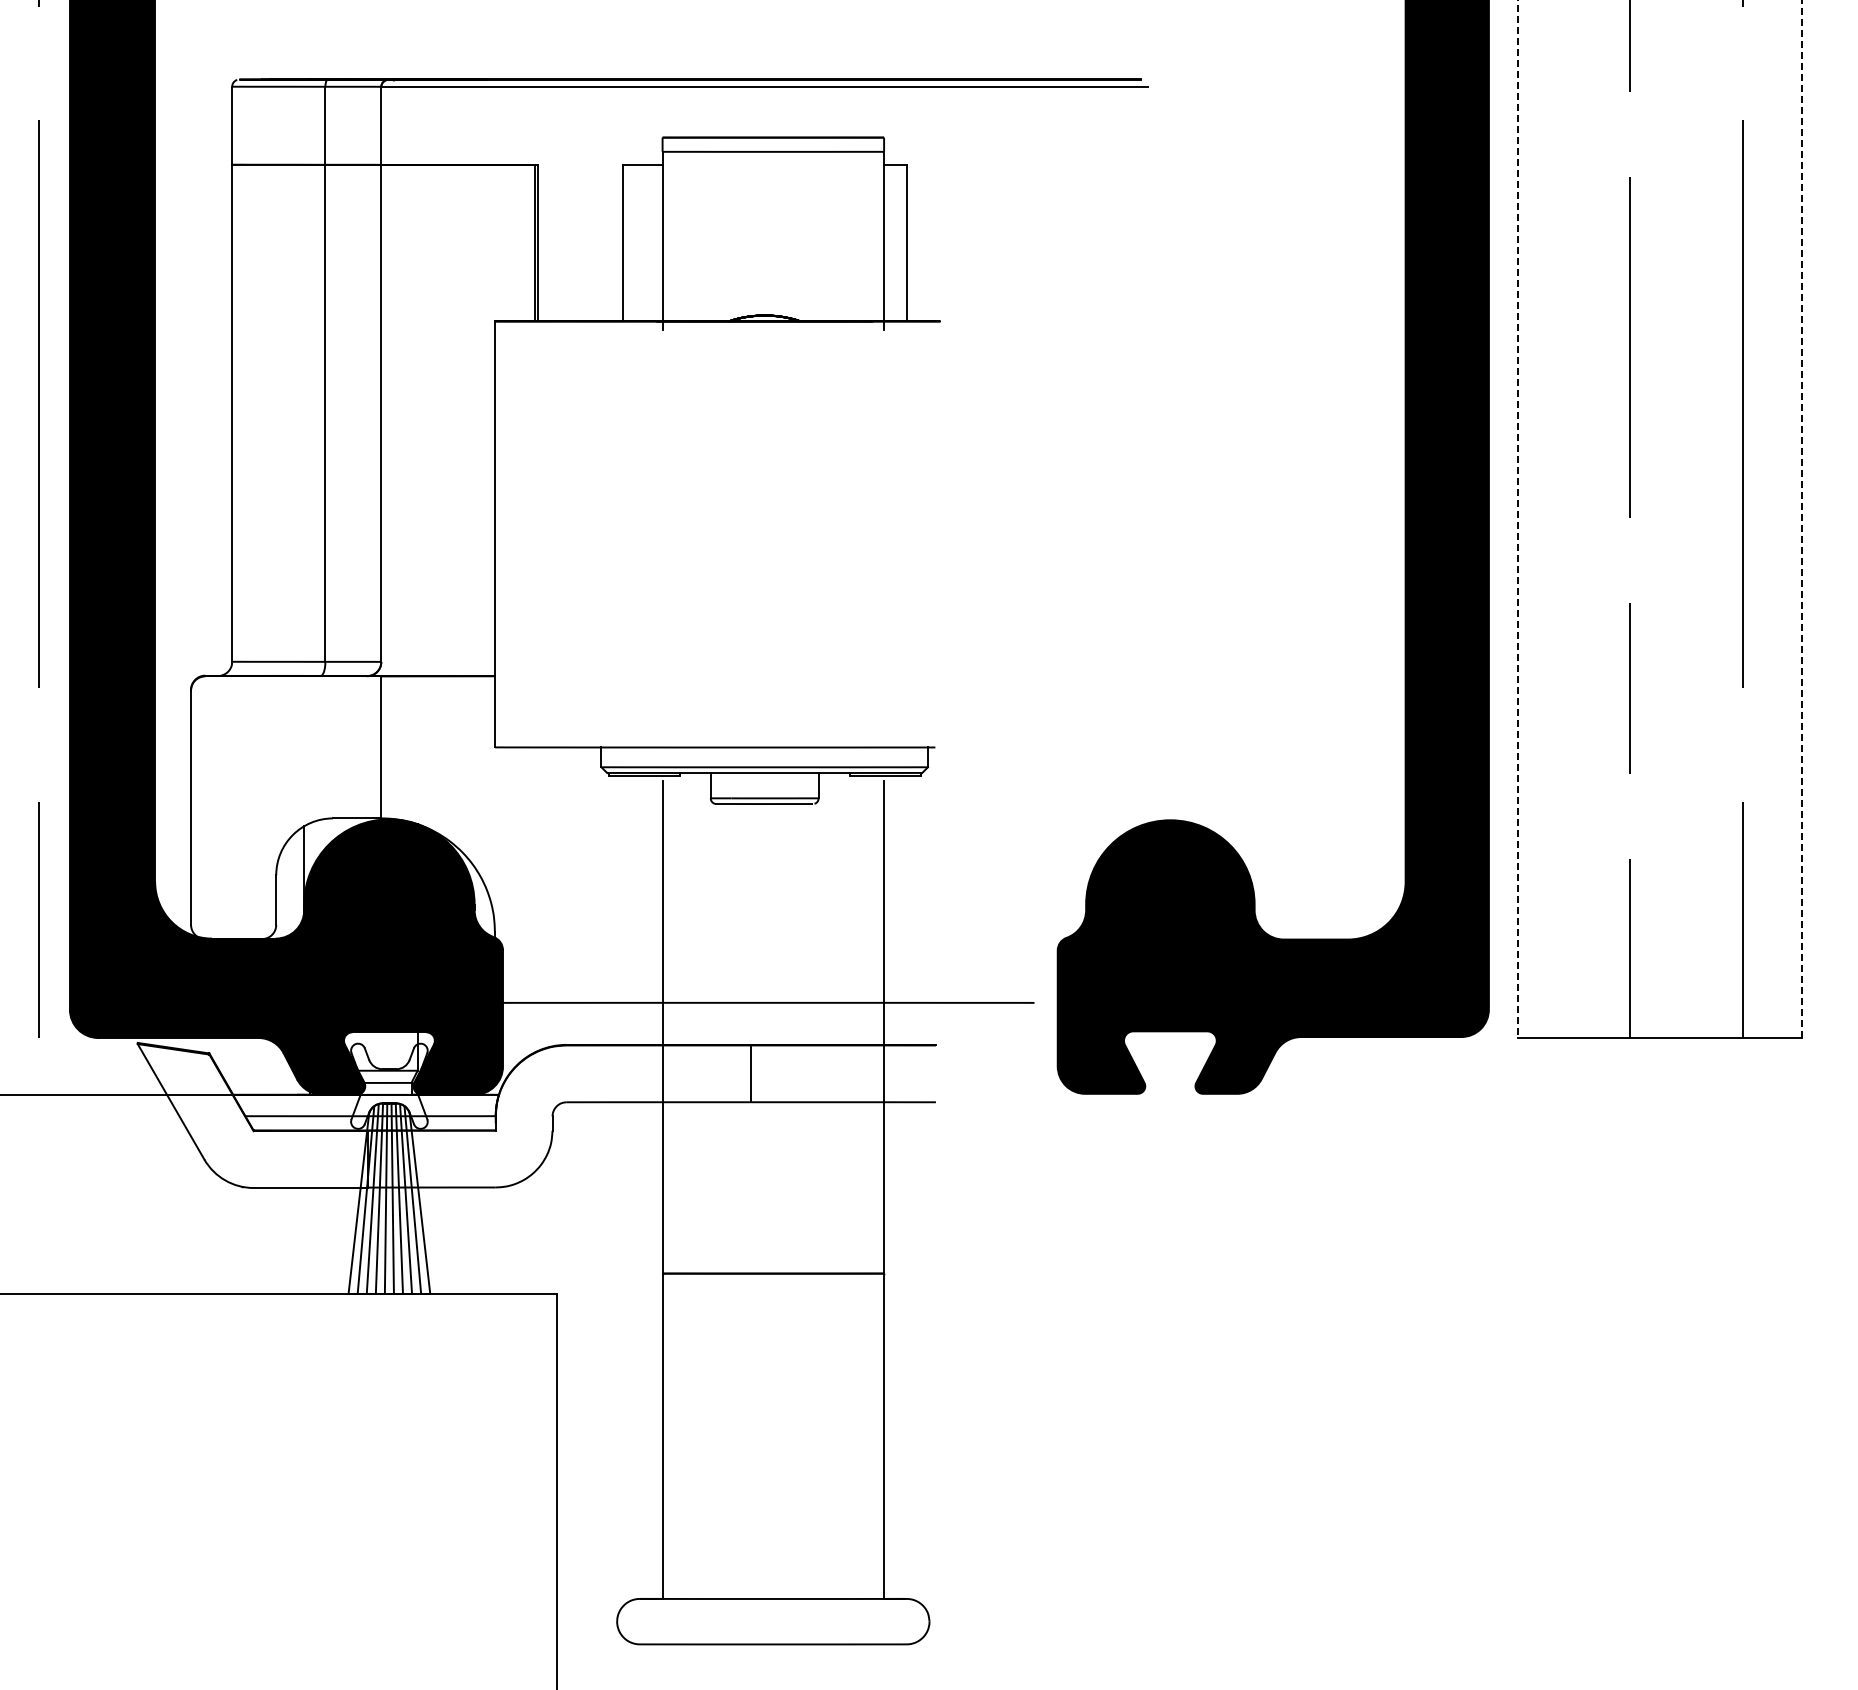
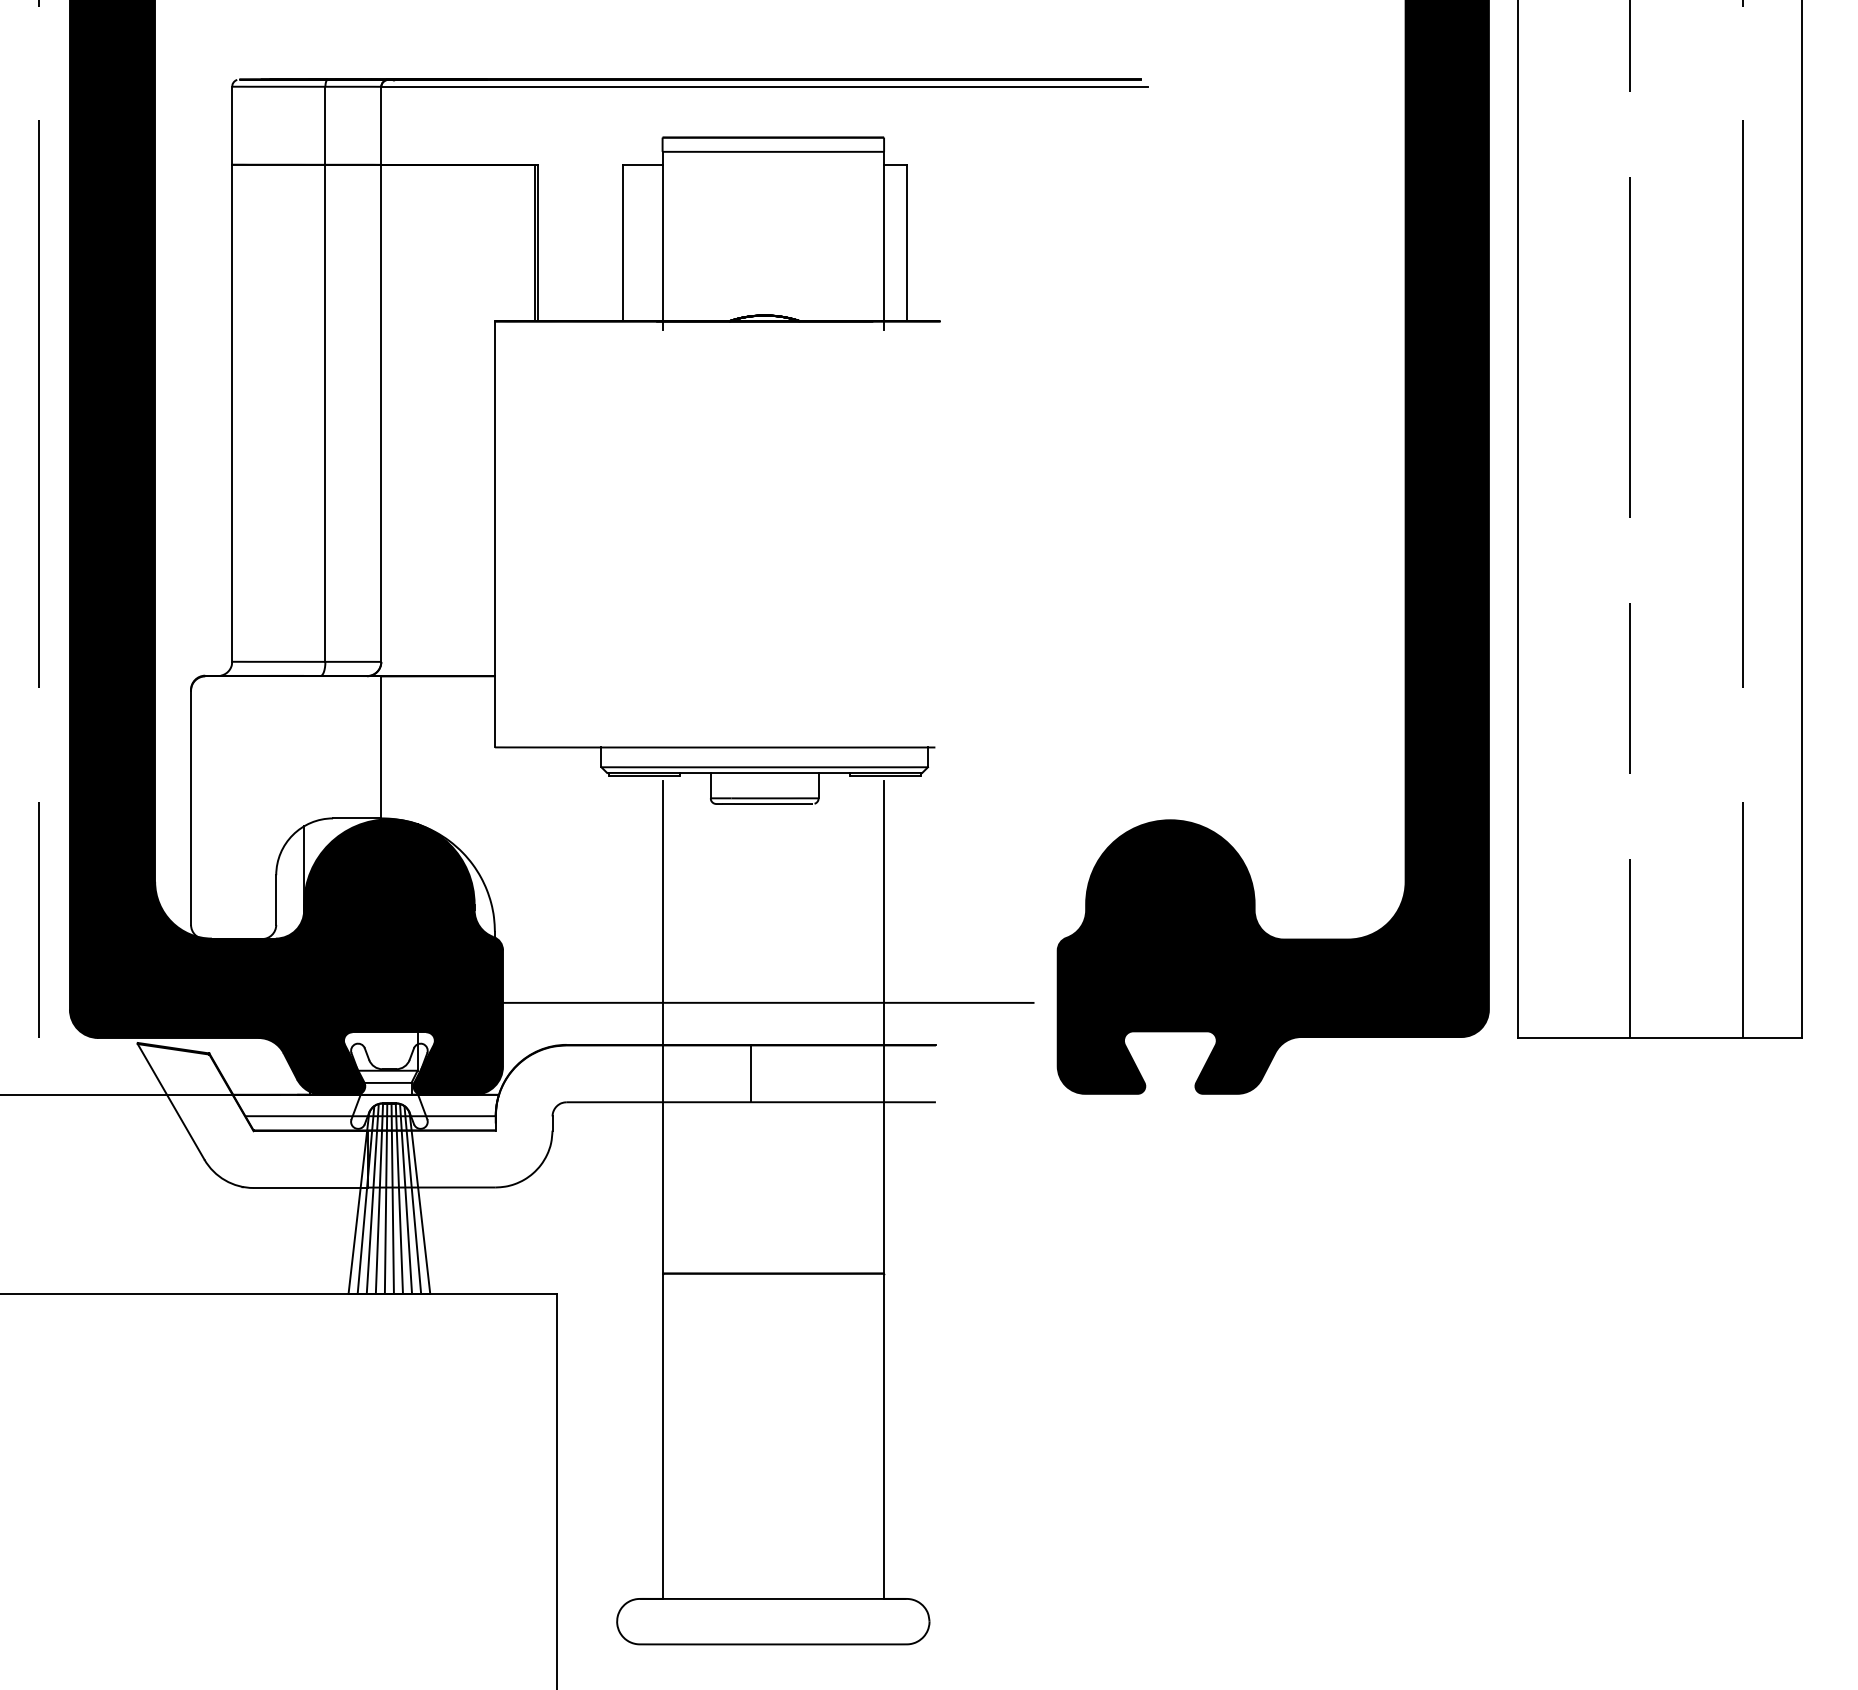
line: dashed -> solid (1518, 519)
line: dashed -> solid (1802, 519)
